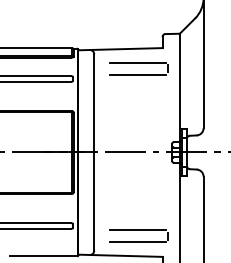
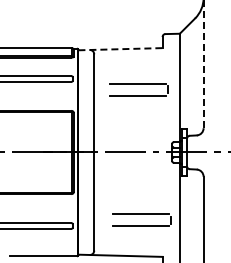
line: solid -> dashed (120, 49)
line: solid -> dashed (203, 64)
part position: (138, 68) -> (138, 89) (138, 89)
part position: (138, 235) -> (141, 219) (141, 219)
